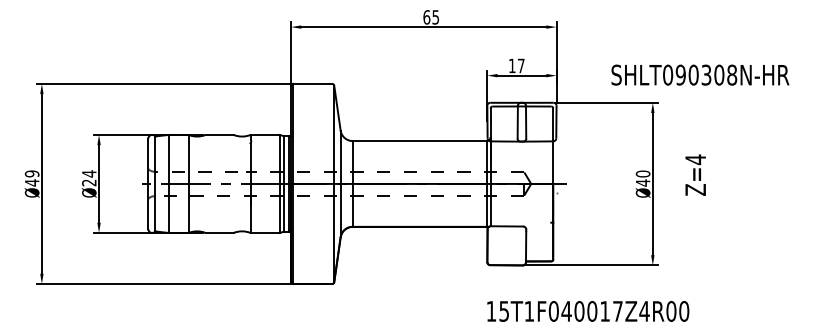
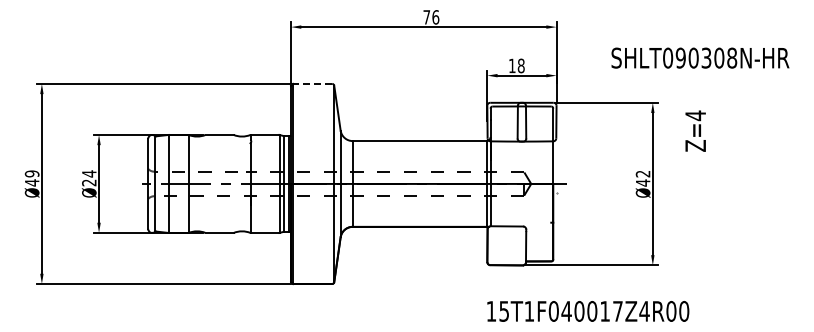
text: 65 -> 76 (431, 17)
text: 17 -> 18 (520, 65)
text position: (700, 74) -> (700, 57) (700, 57)
line: solid -> dashed (312, 83)
text: Ø40 -> Ø42 (642, 173)
text position: (695, 174) -> (695, 130) (695, 130)
